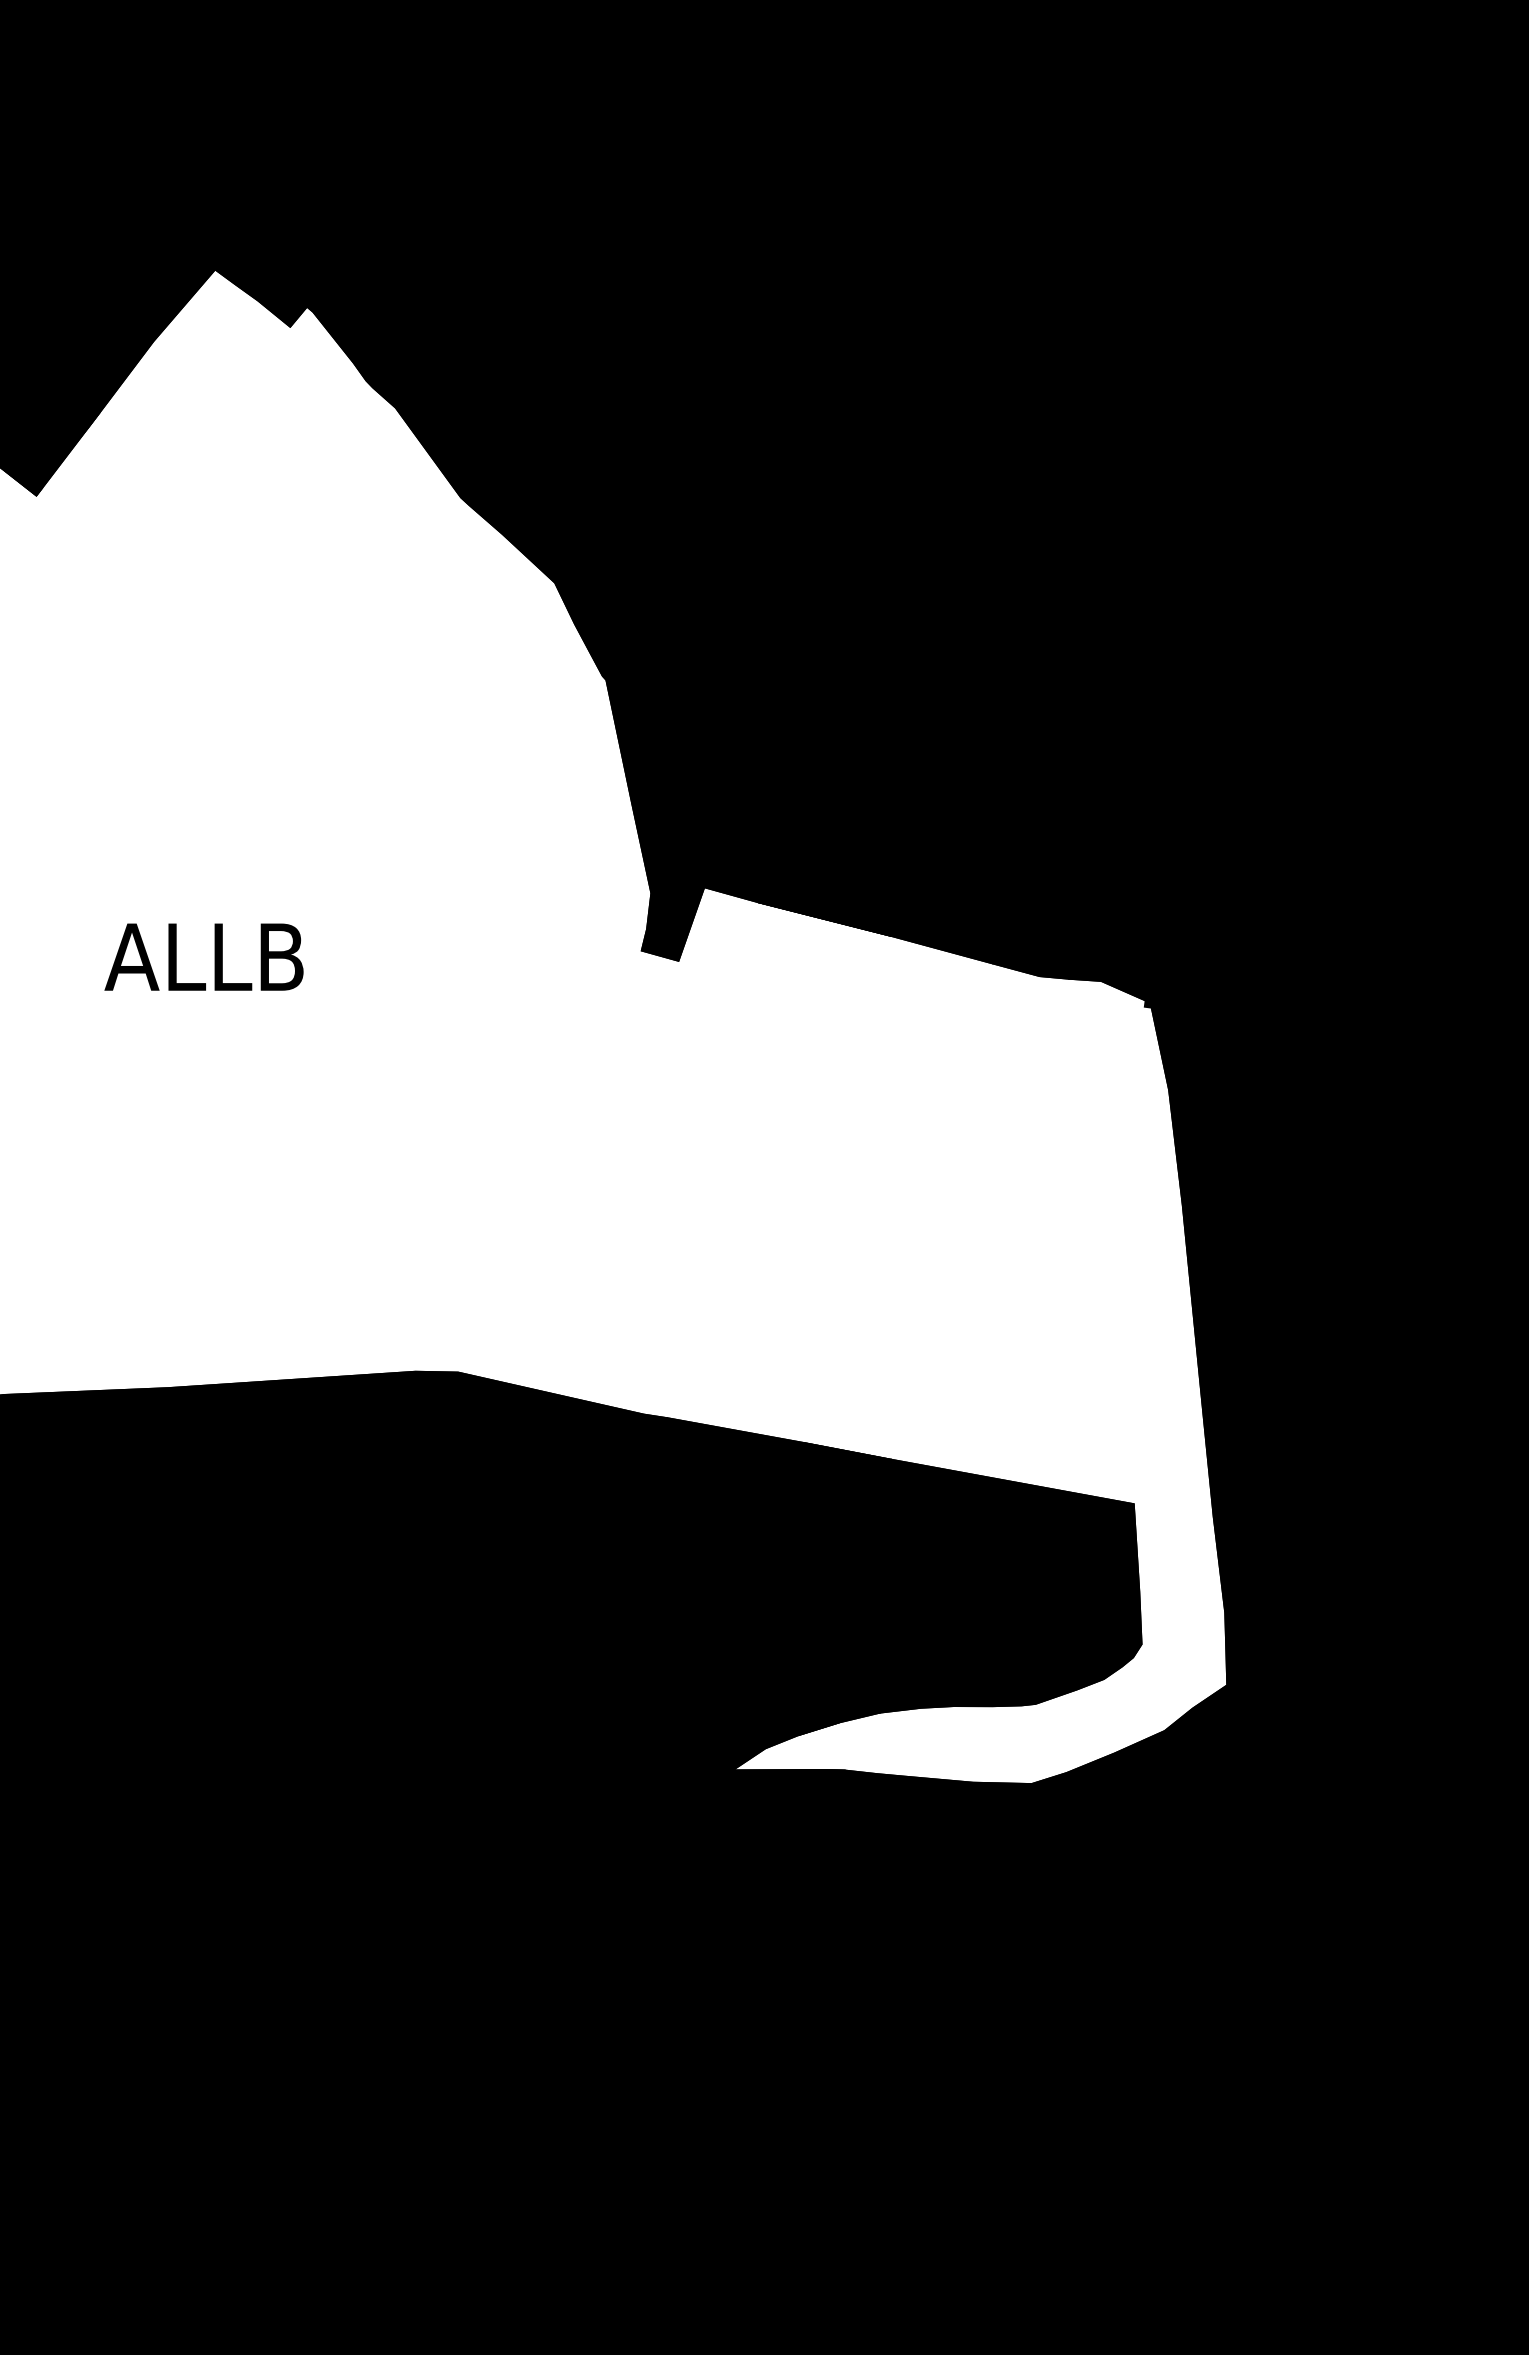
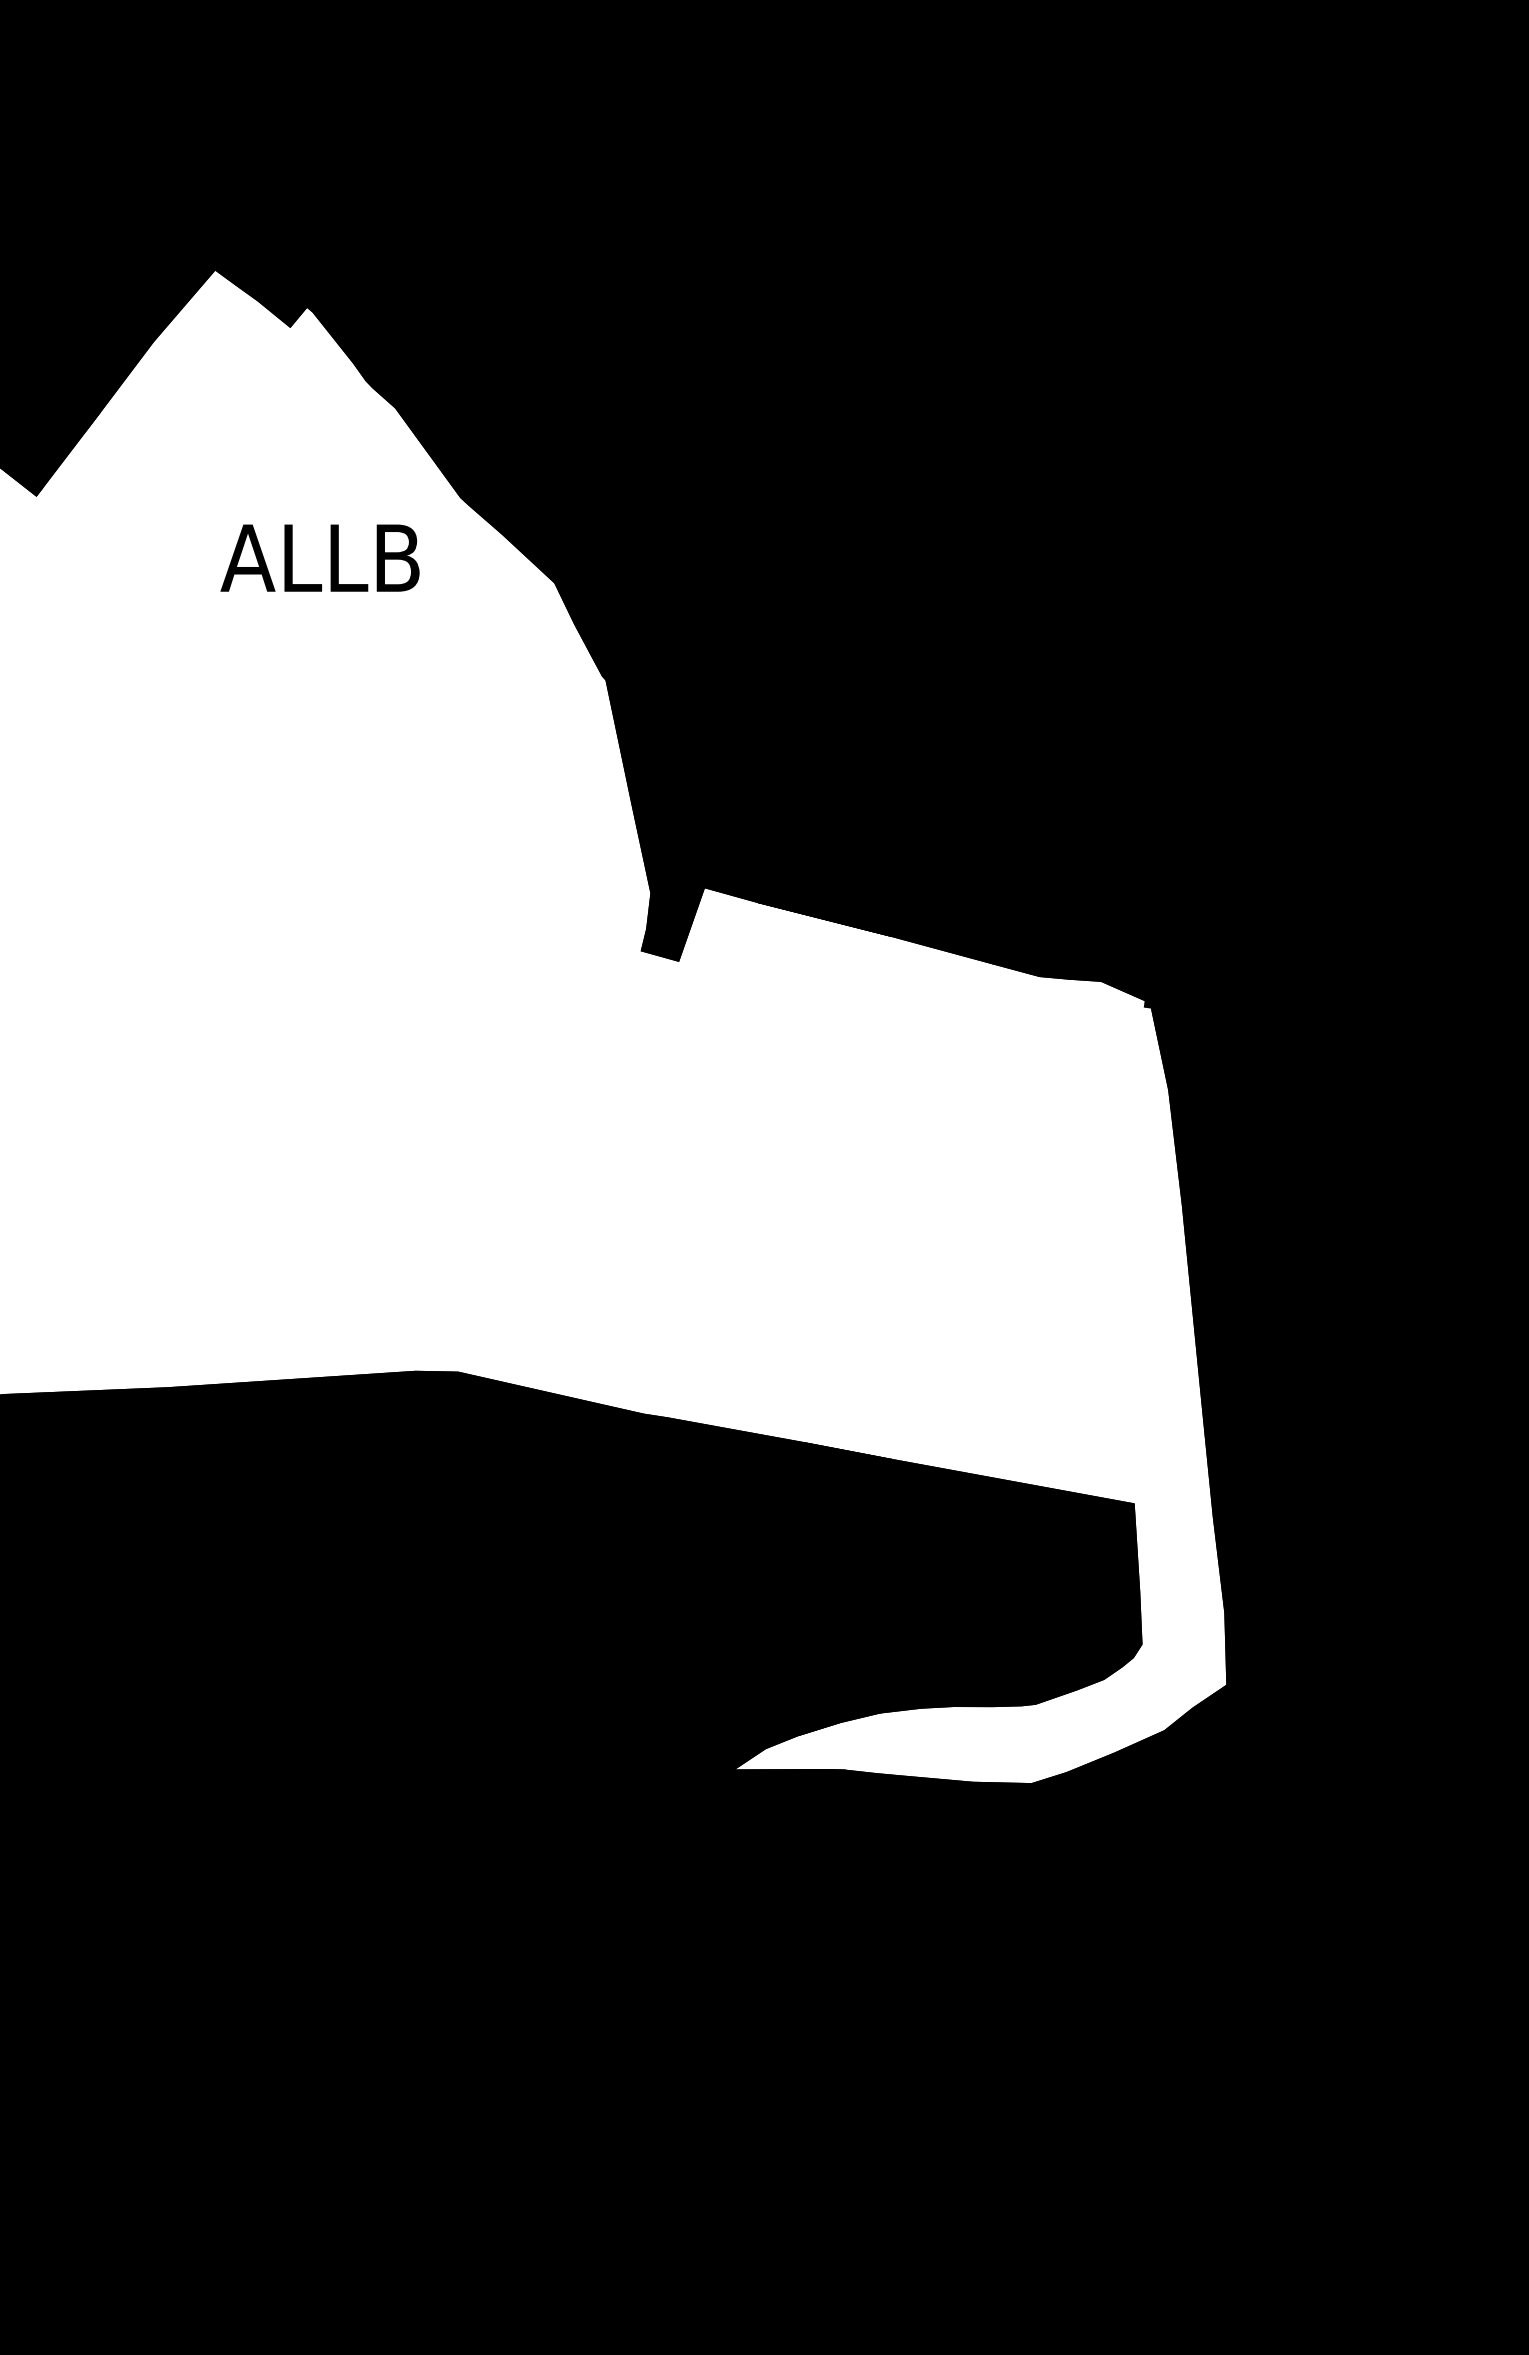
text position: (203, 956) -> (319, 557) (319, 557)
